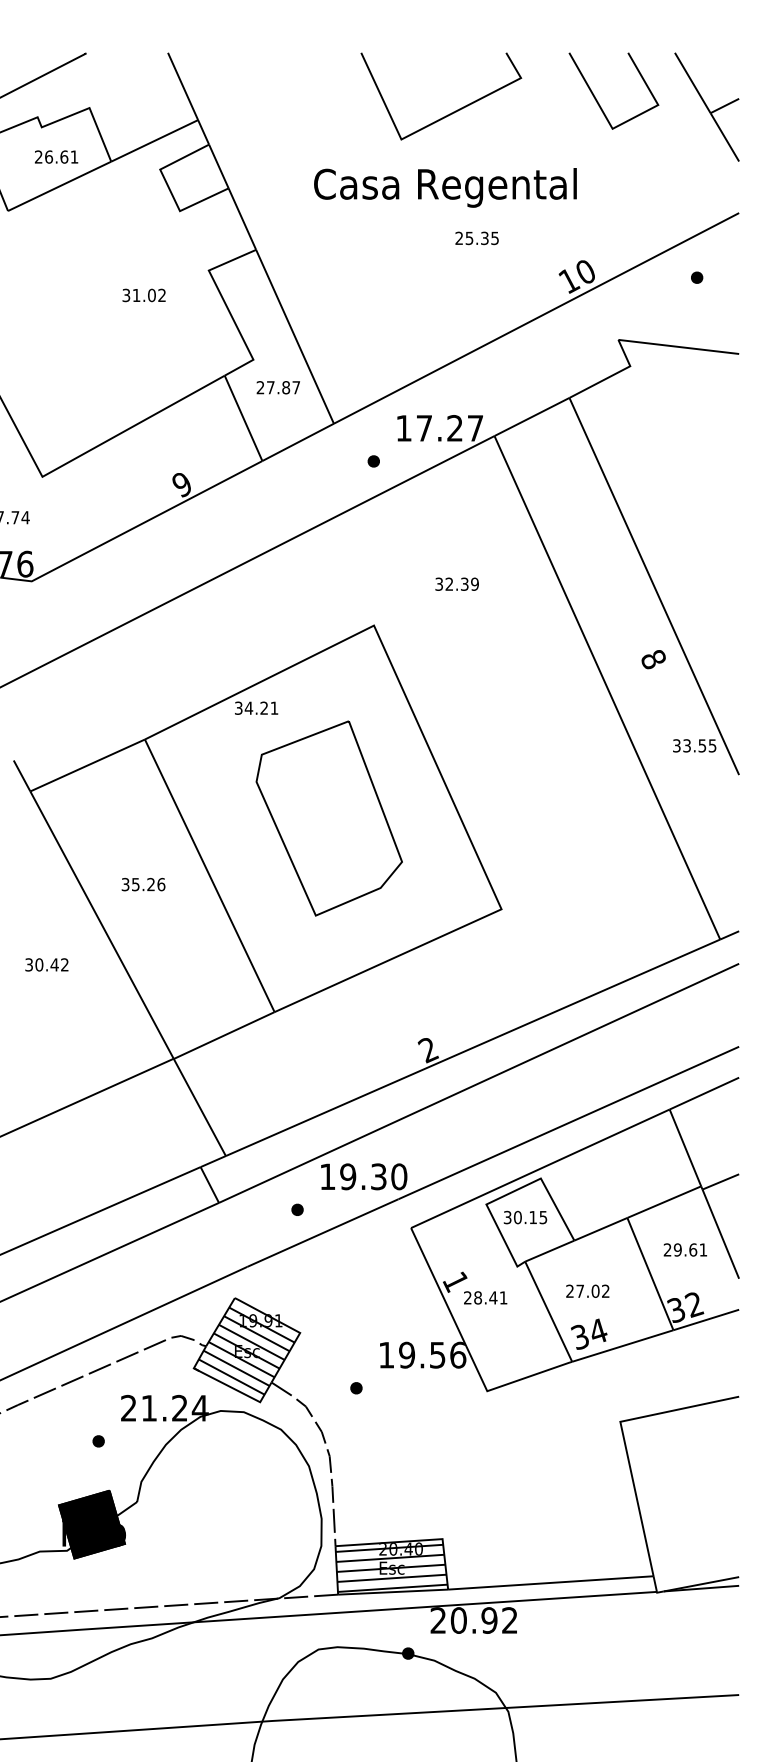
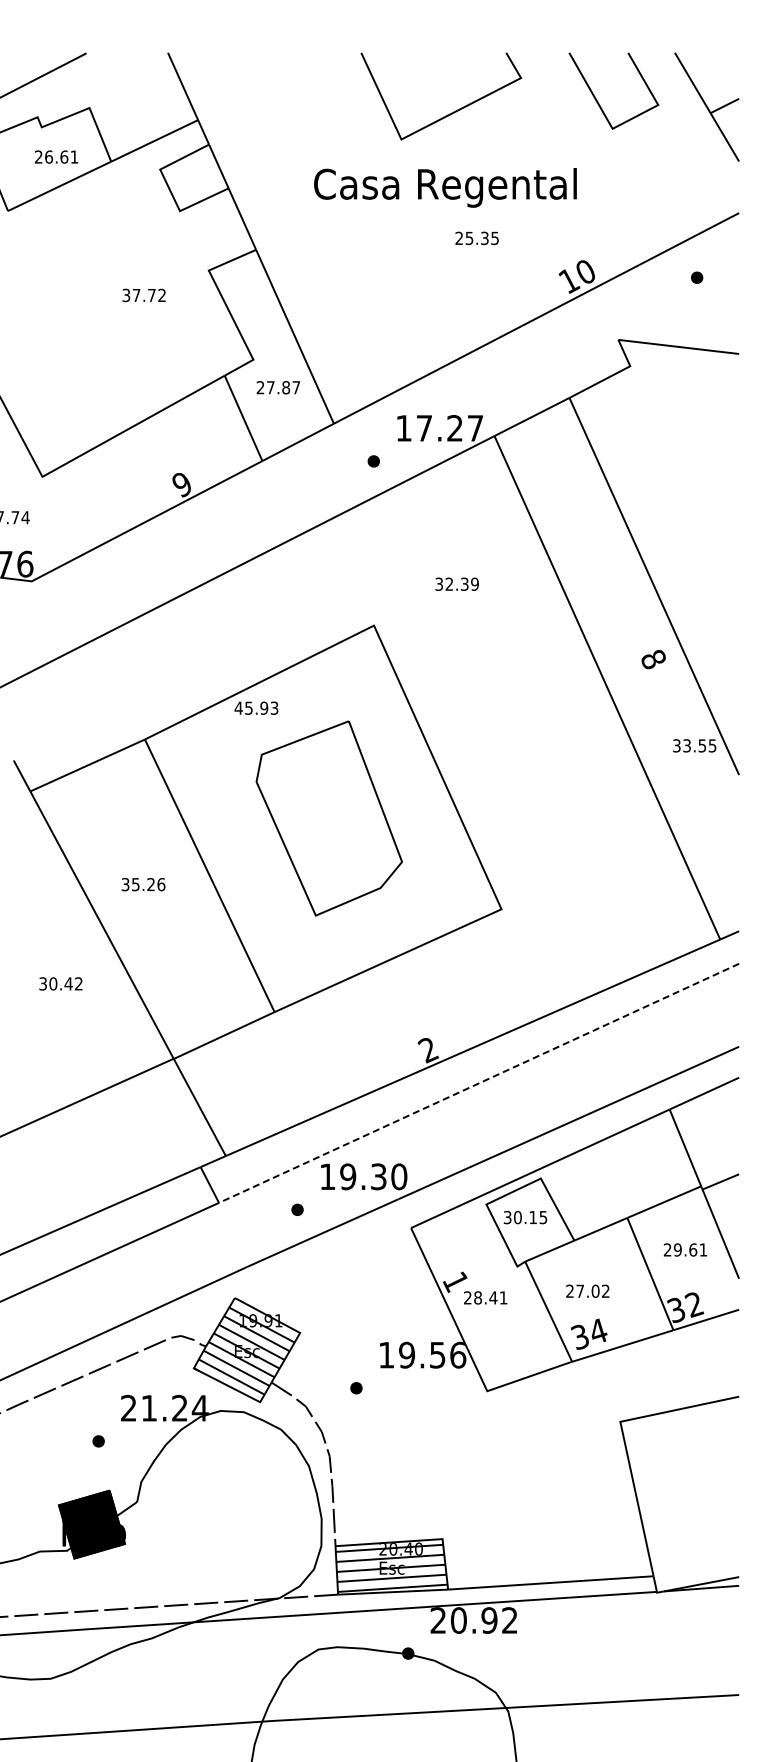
text: 31.02 -> 37.72 (143, 295)
text: 34.21 -> 45.93 (256, 707)
text position: (46, 964) -> (60, 983) (60, 983)
line: solid -> dashed (478, 1083)
